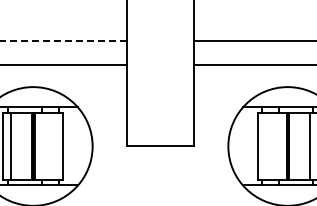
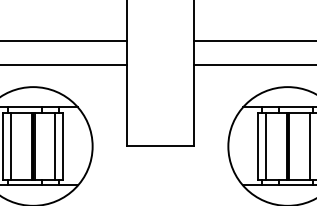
line: dashed -> solid (63, 41)
line: none -> present (55, 146)
line: none -> present (265, 146)
